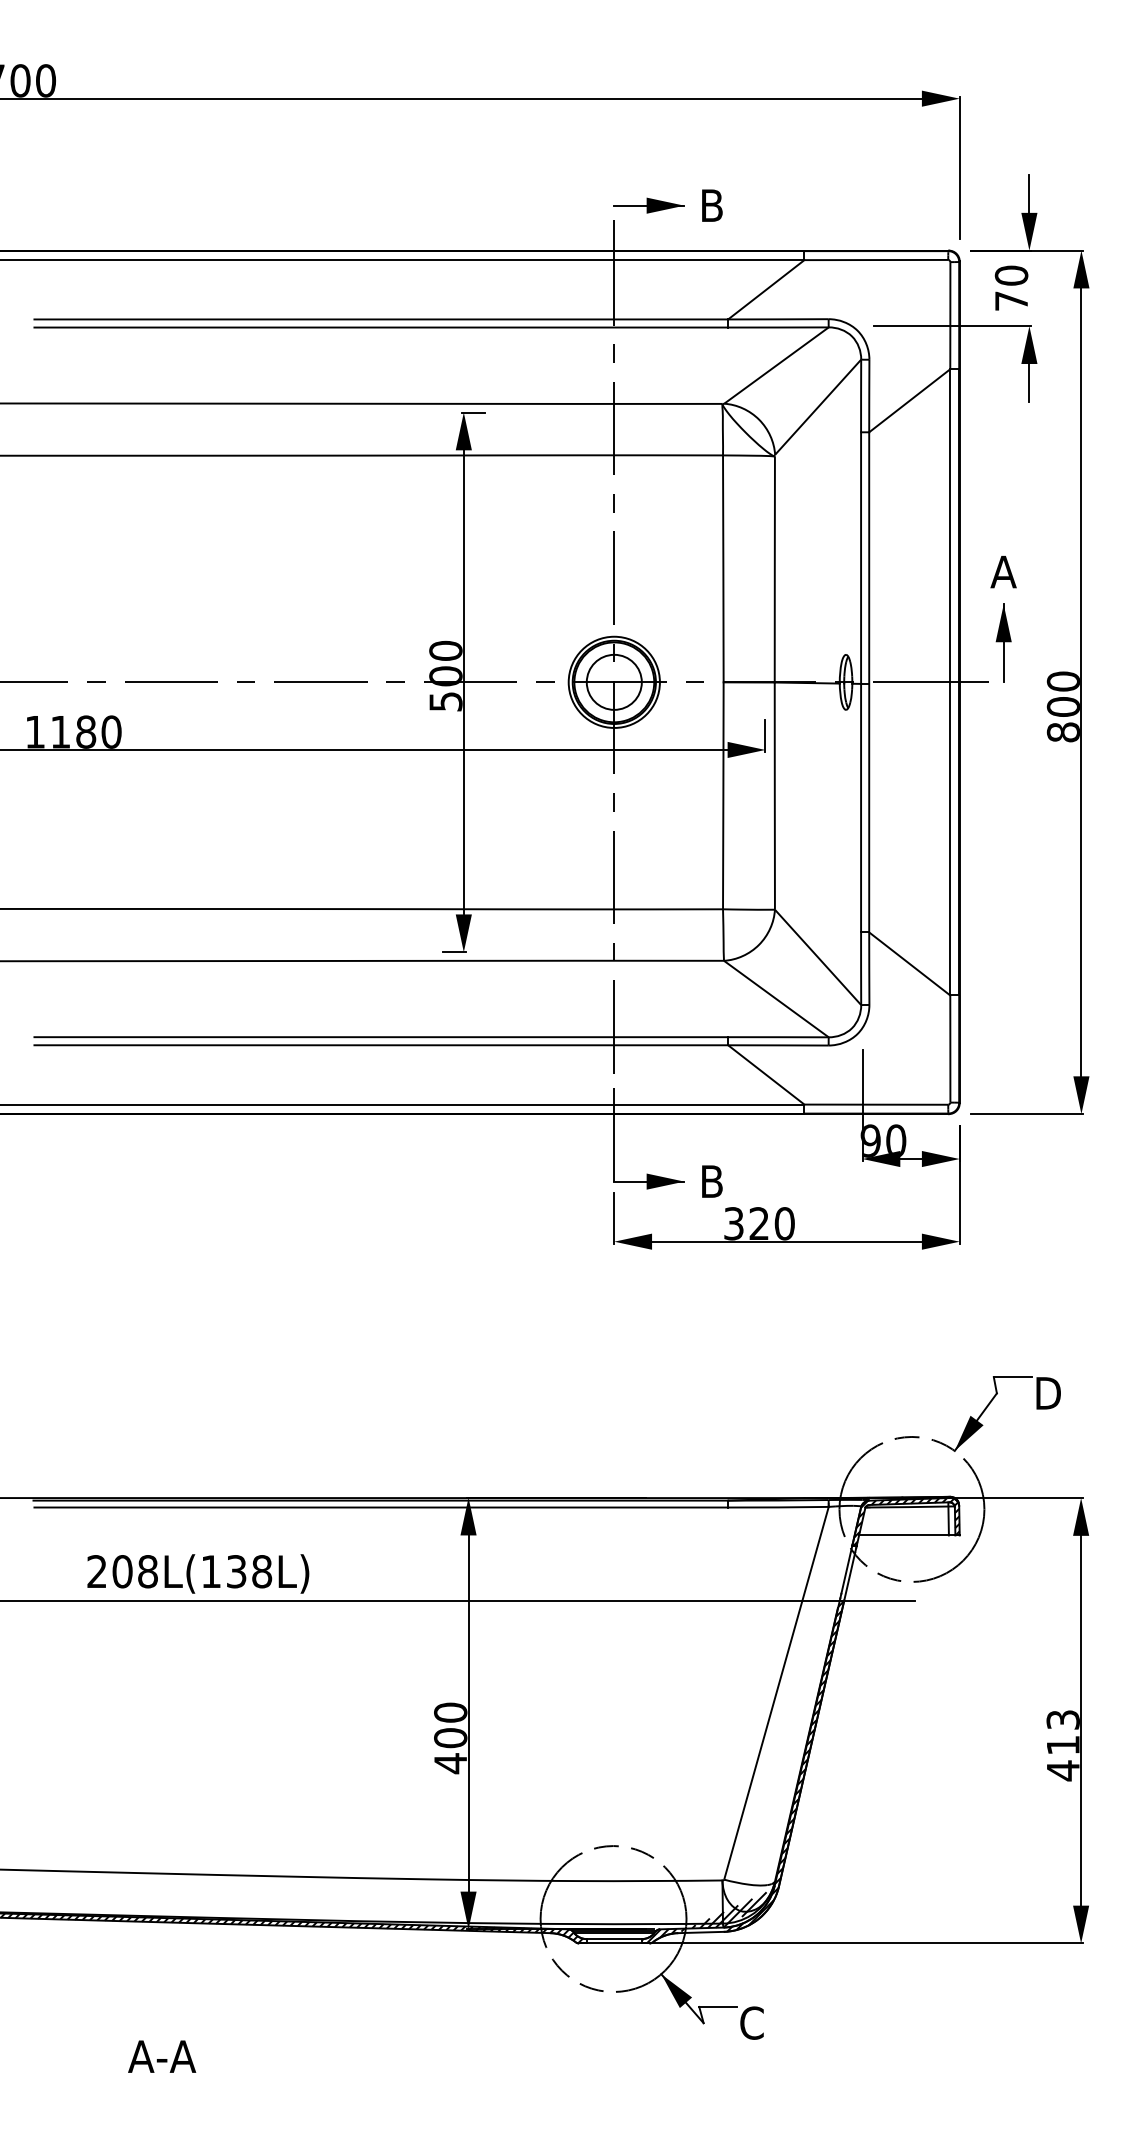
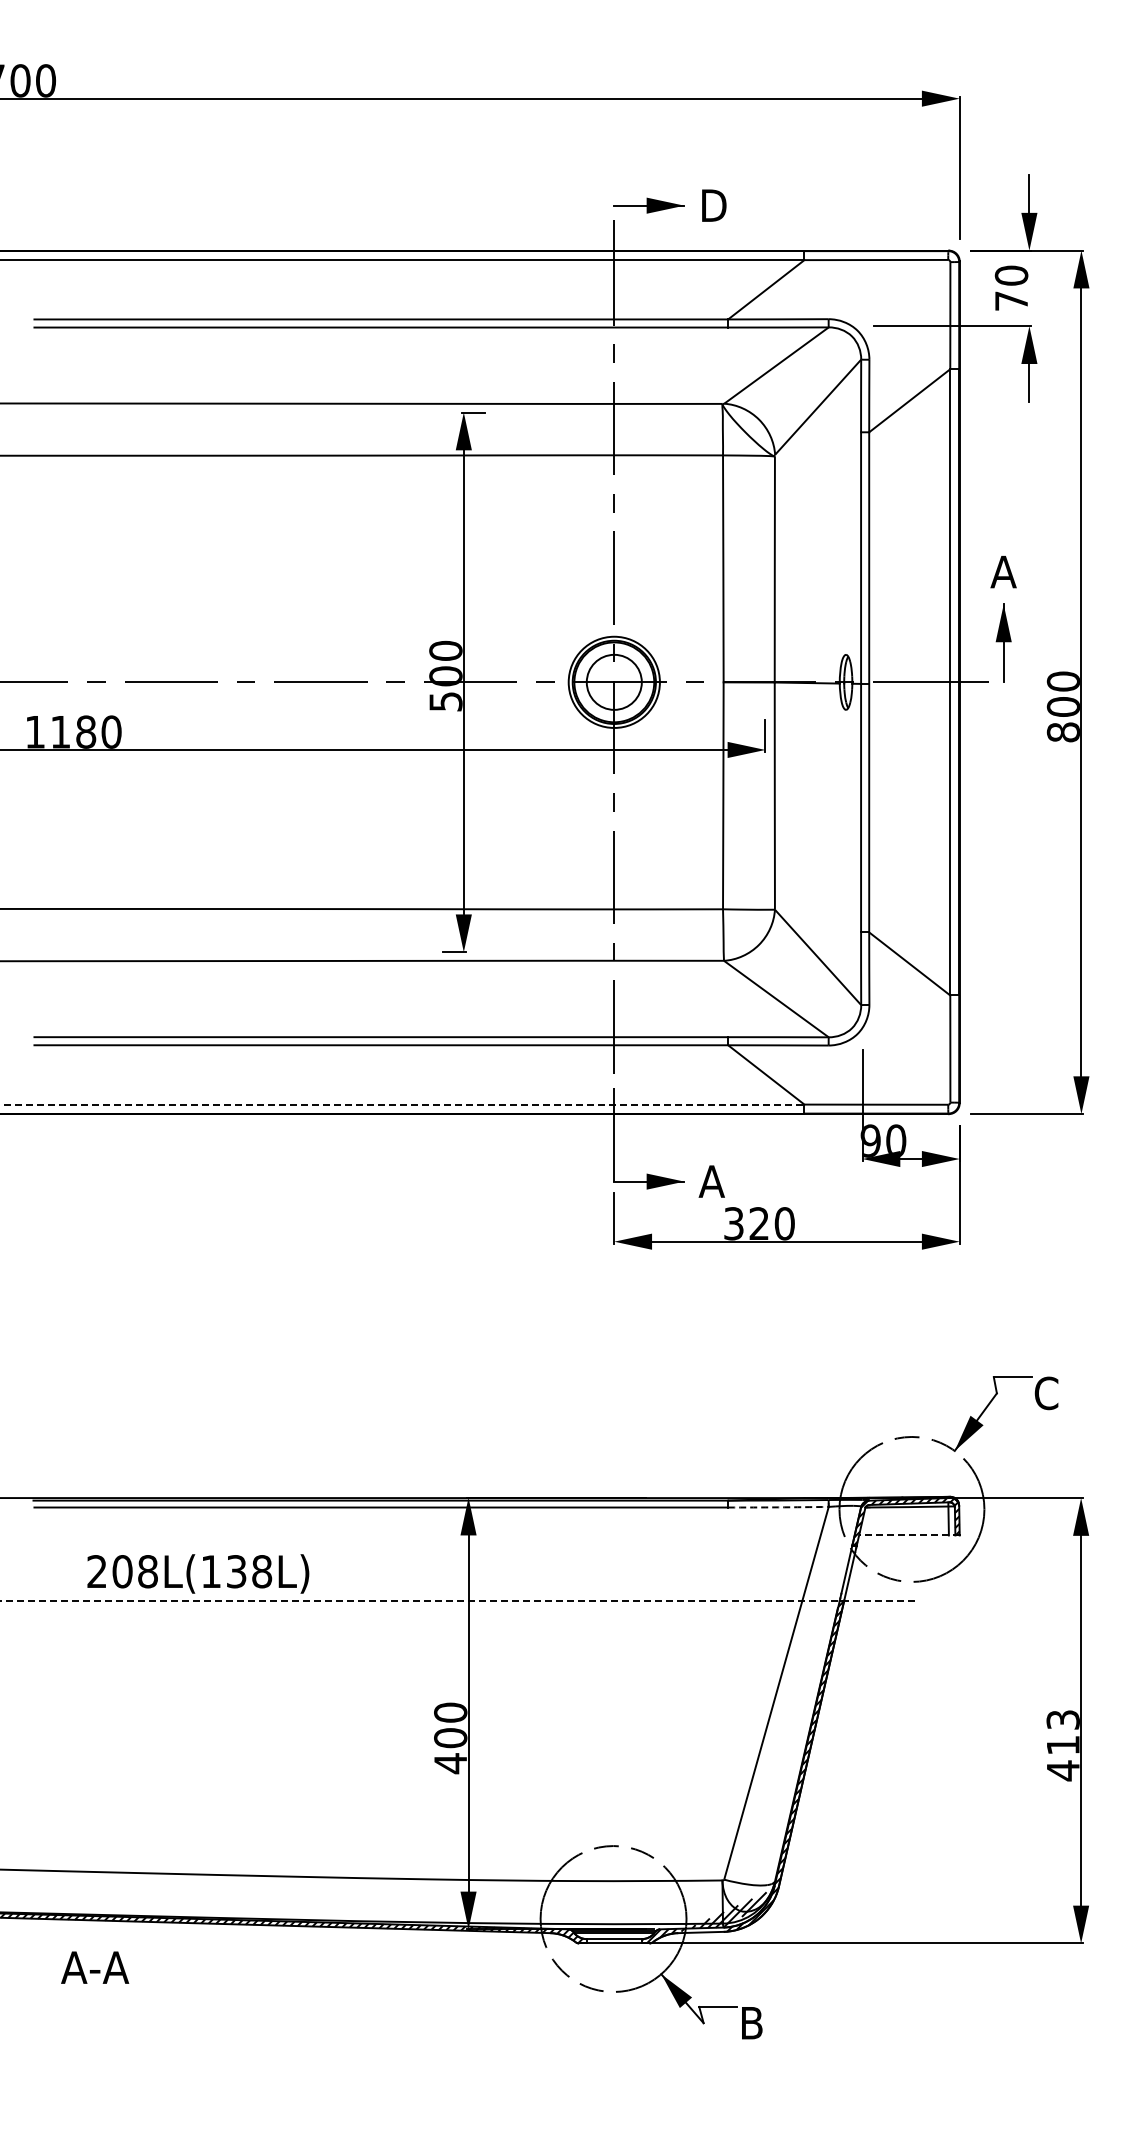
text: B -> D (716, 205)
line: solid -> dashed (402, 1104)
text: B -> A (711, 1181)
text: D -> C (1047, 1393)
arc: solid -> dashed (778, 1507)
line: solid -> dashed (908, 1535)
line: solid -> dashed (456, 1600)
text: C -> B (751, 2022)
text position: (162, 2056) -> (95, 1967) (95, 1967)
